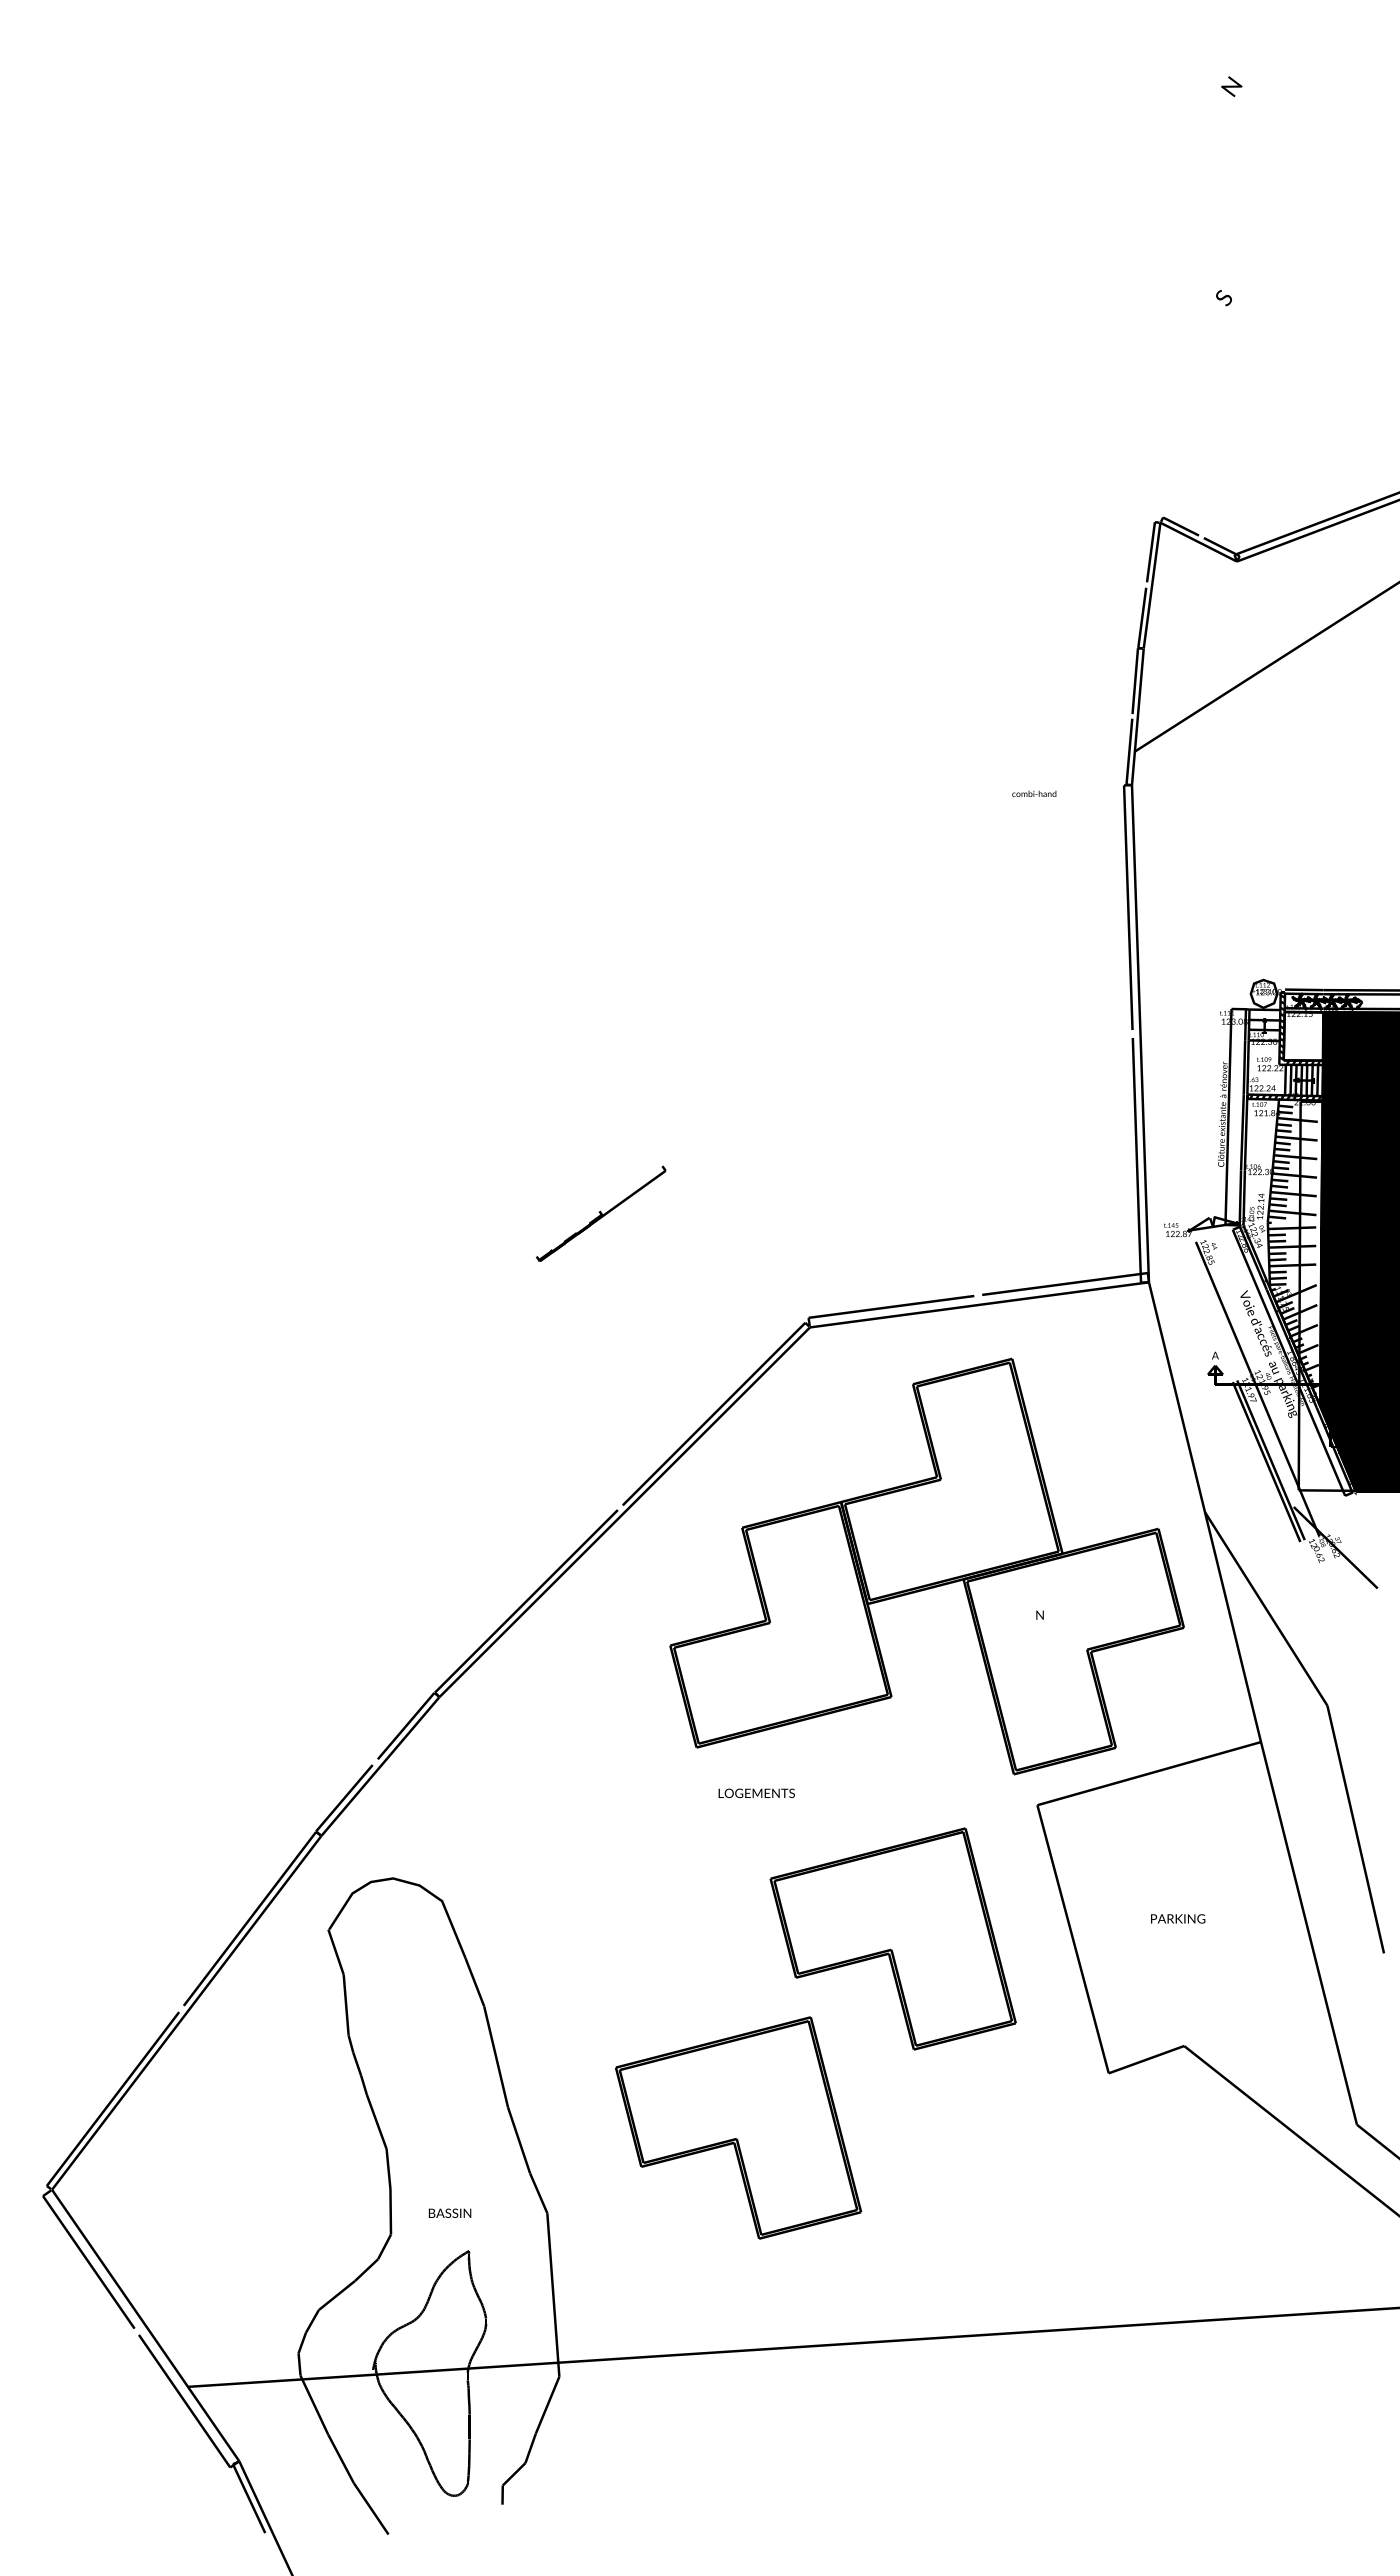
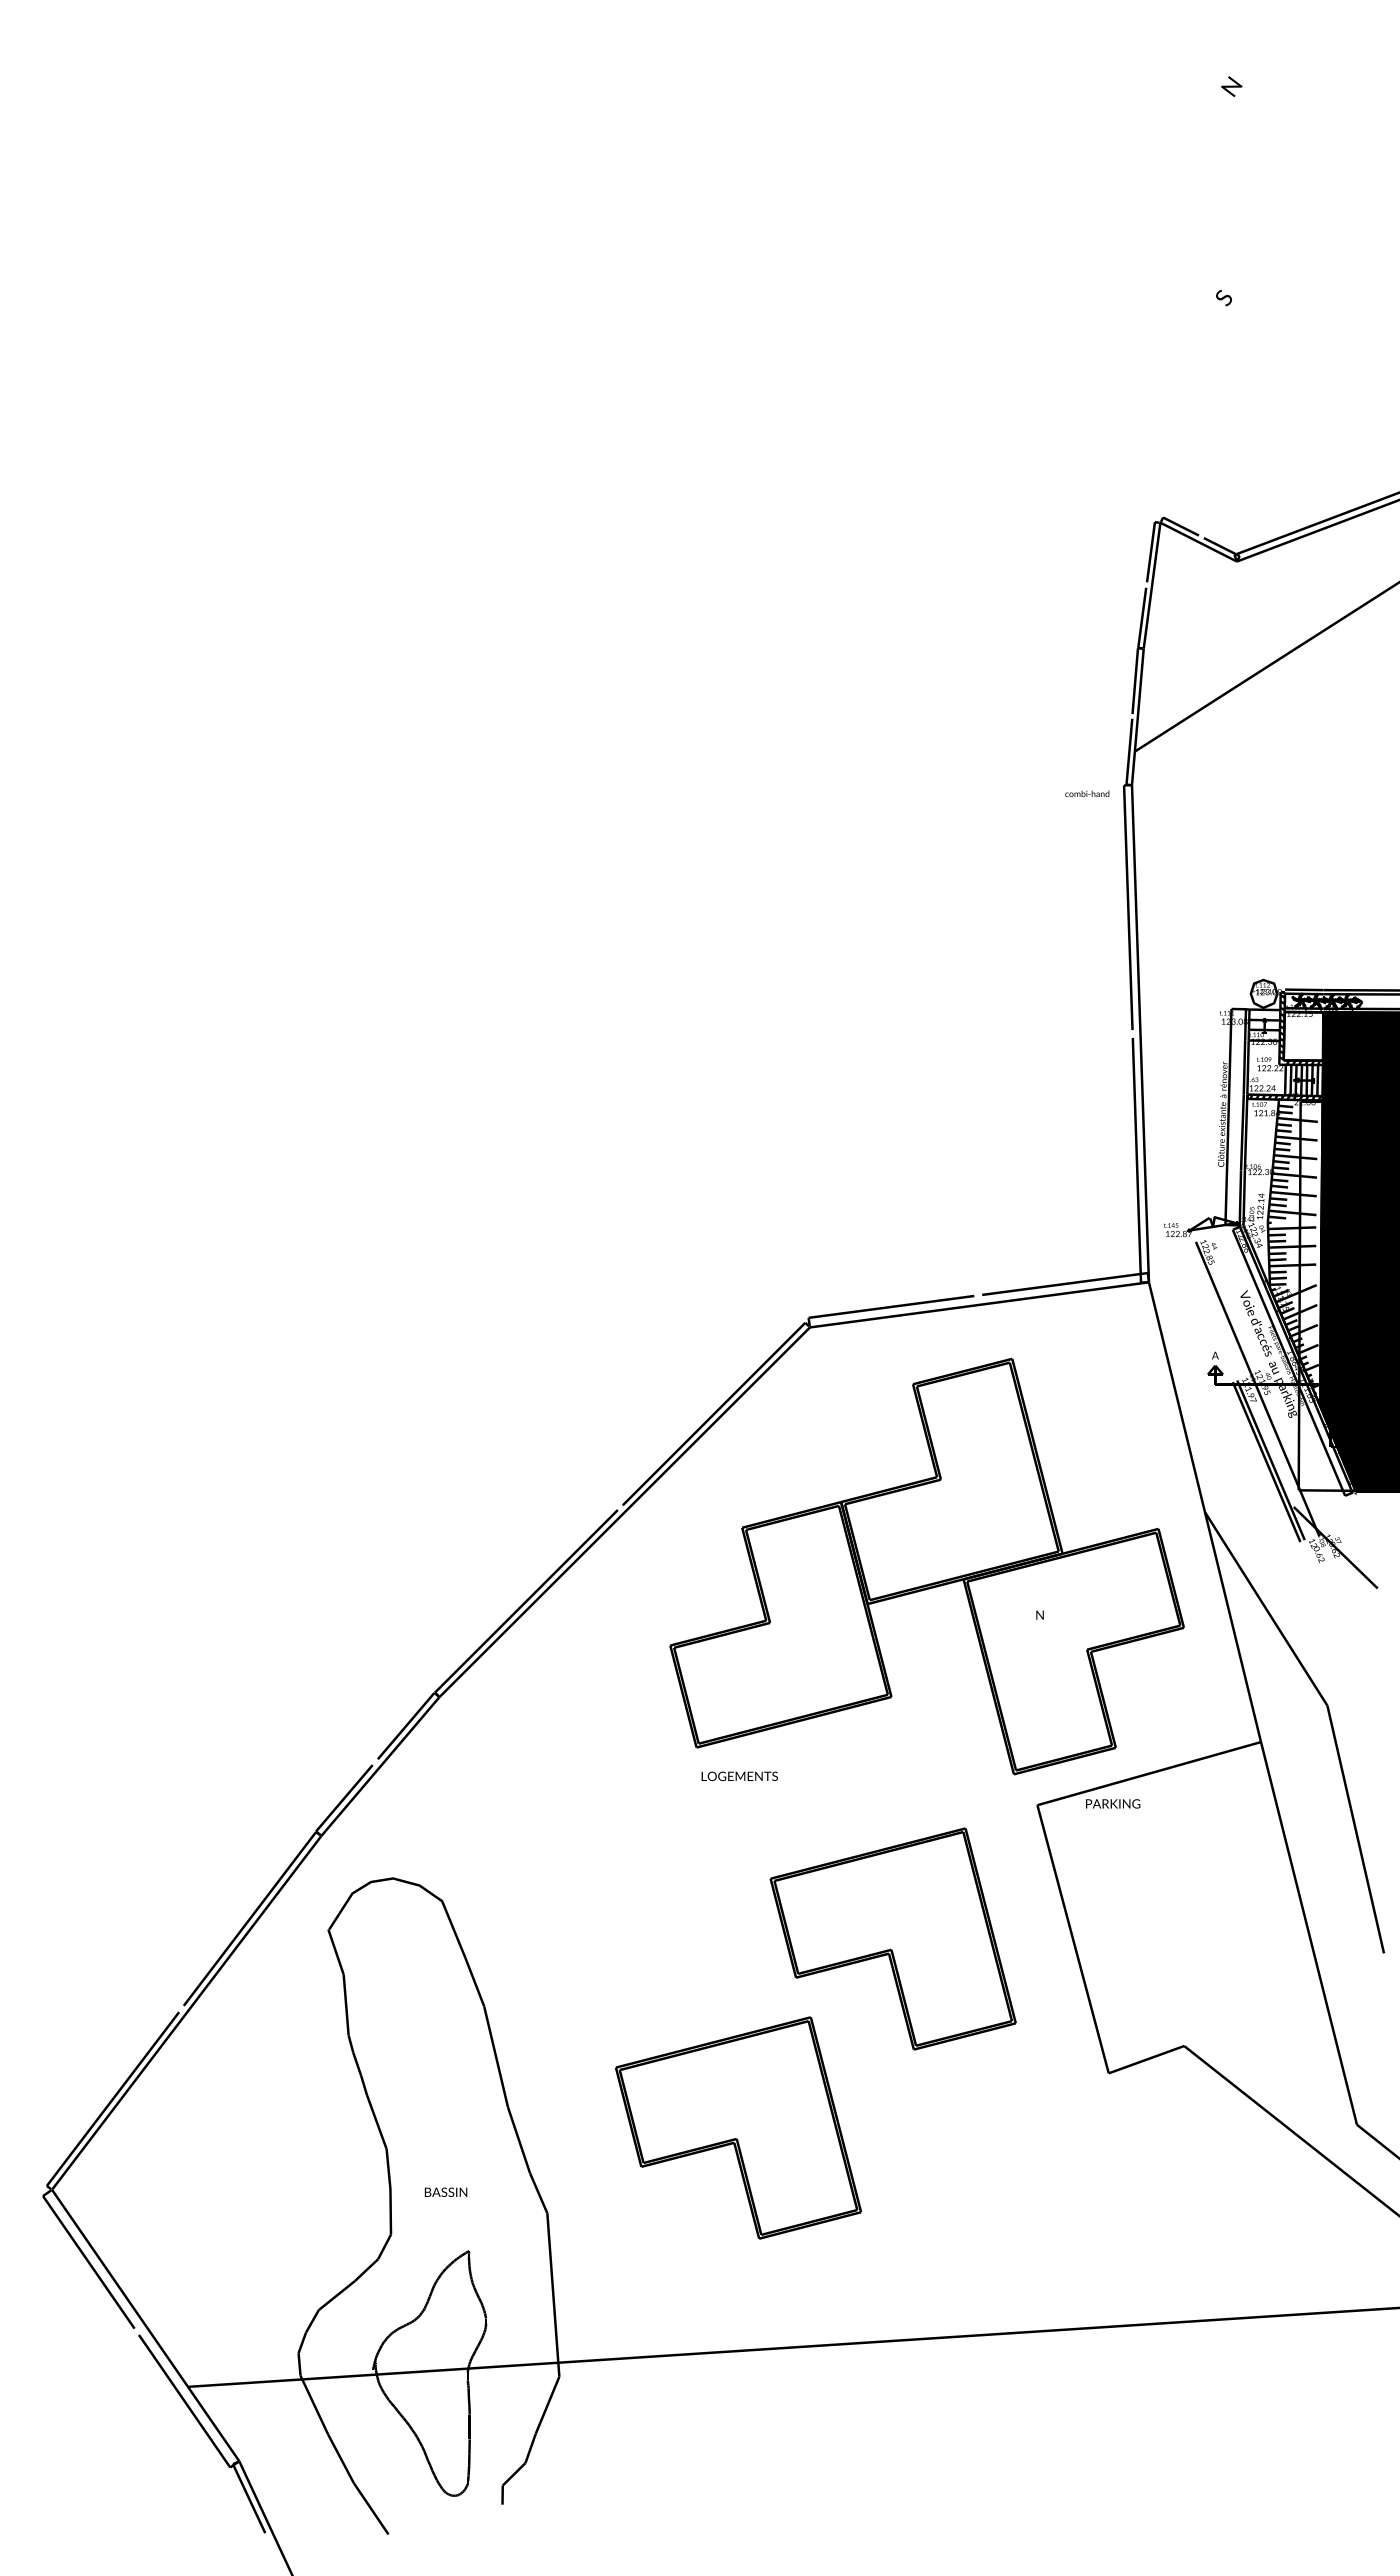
text position: (1034, 793) -> (1087, 793) (1087, 793)
part: present -> none (601, 1213)
text position: (756, 1792) -> (739, 1775) (739, 1775)
text position: (1178, 1918) -> (1113, 1803) (1113, 1803)
text position: (449, 2212) -> (445, 2191) (445, 2191)
